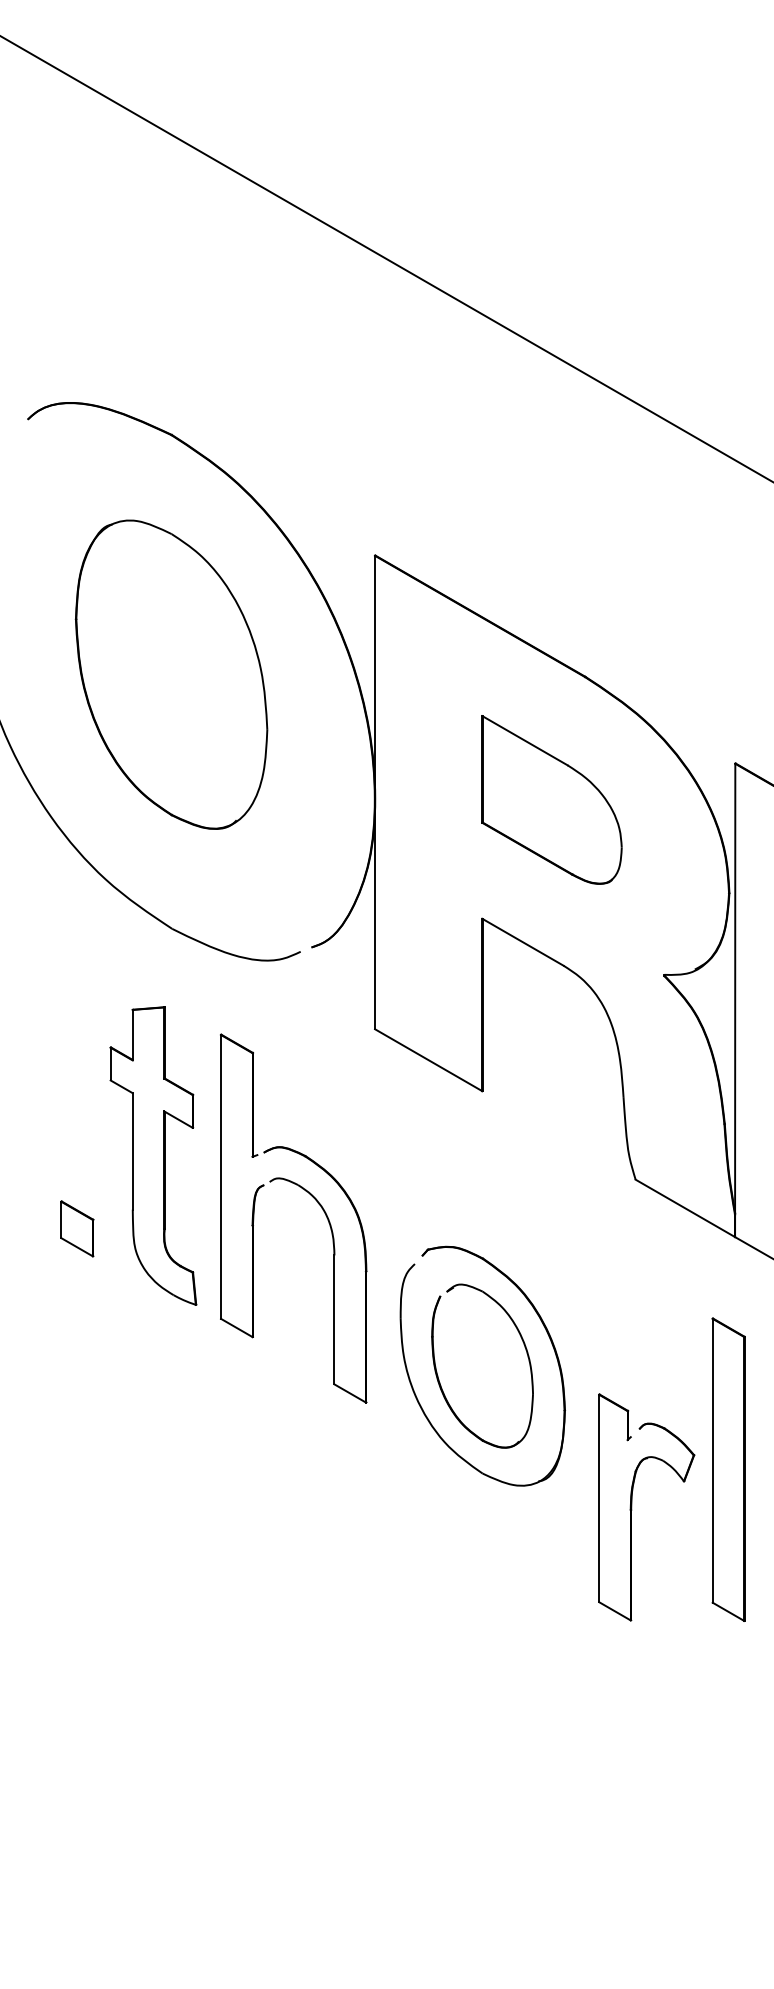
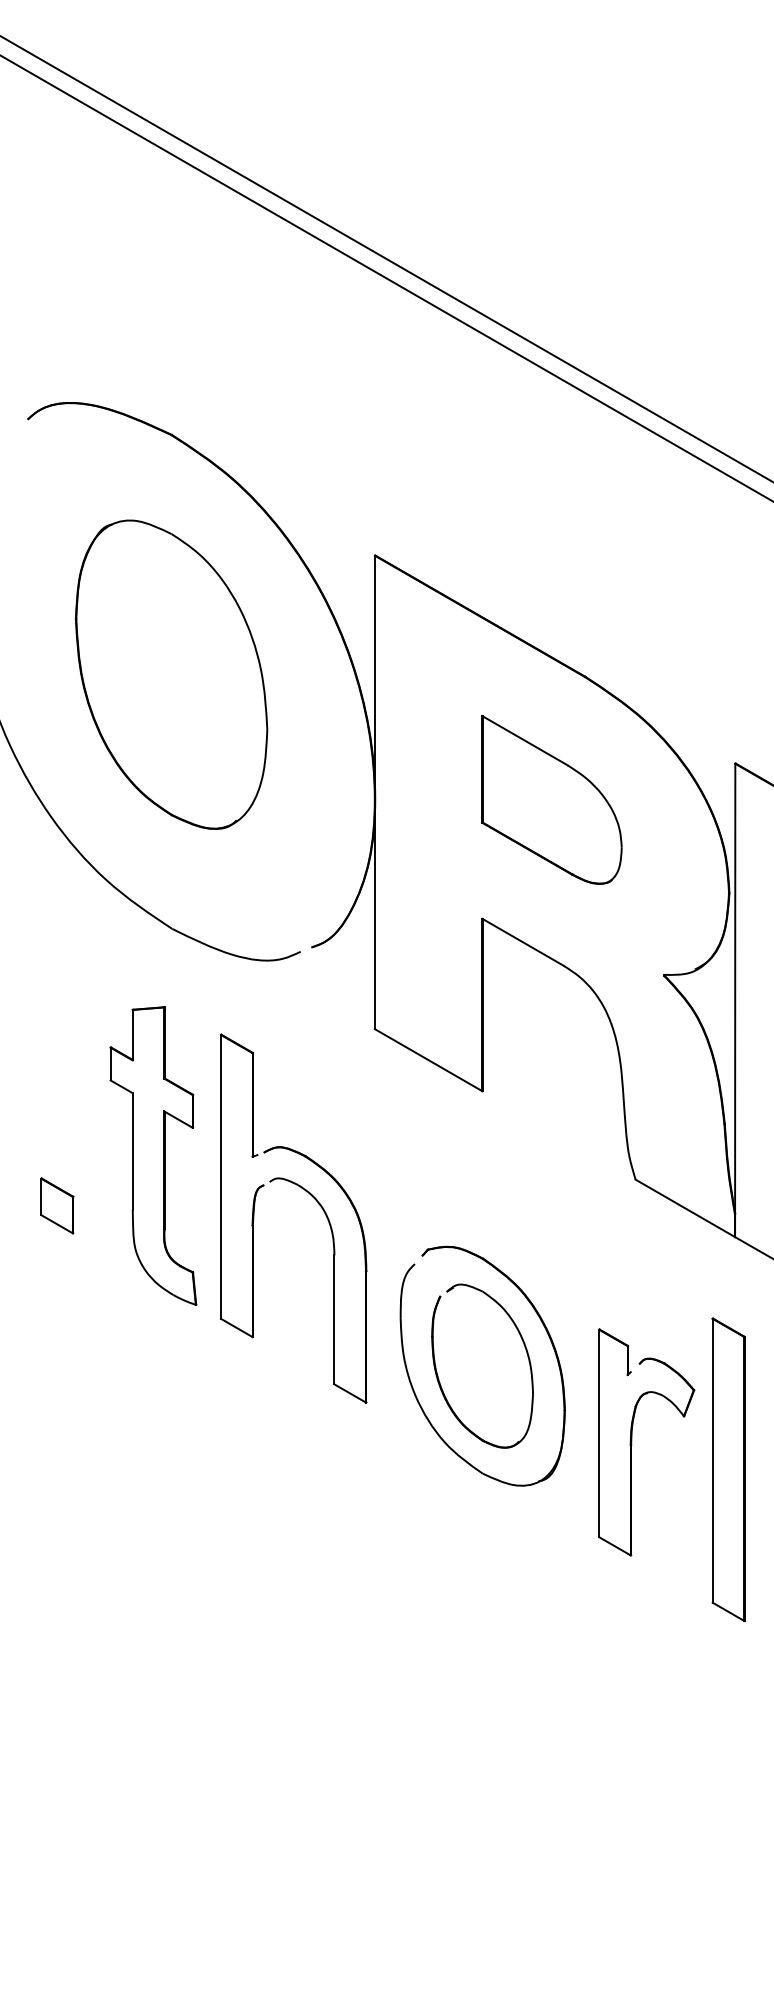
line: none -> present (386, 277)
part position: (77, 1228) -> (57, 1205) (57, 1205)
part position: (632, 1507) -> (632, 1442) (632, 1442)
